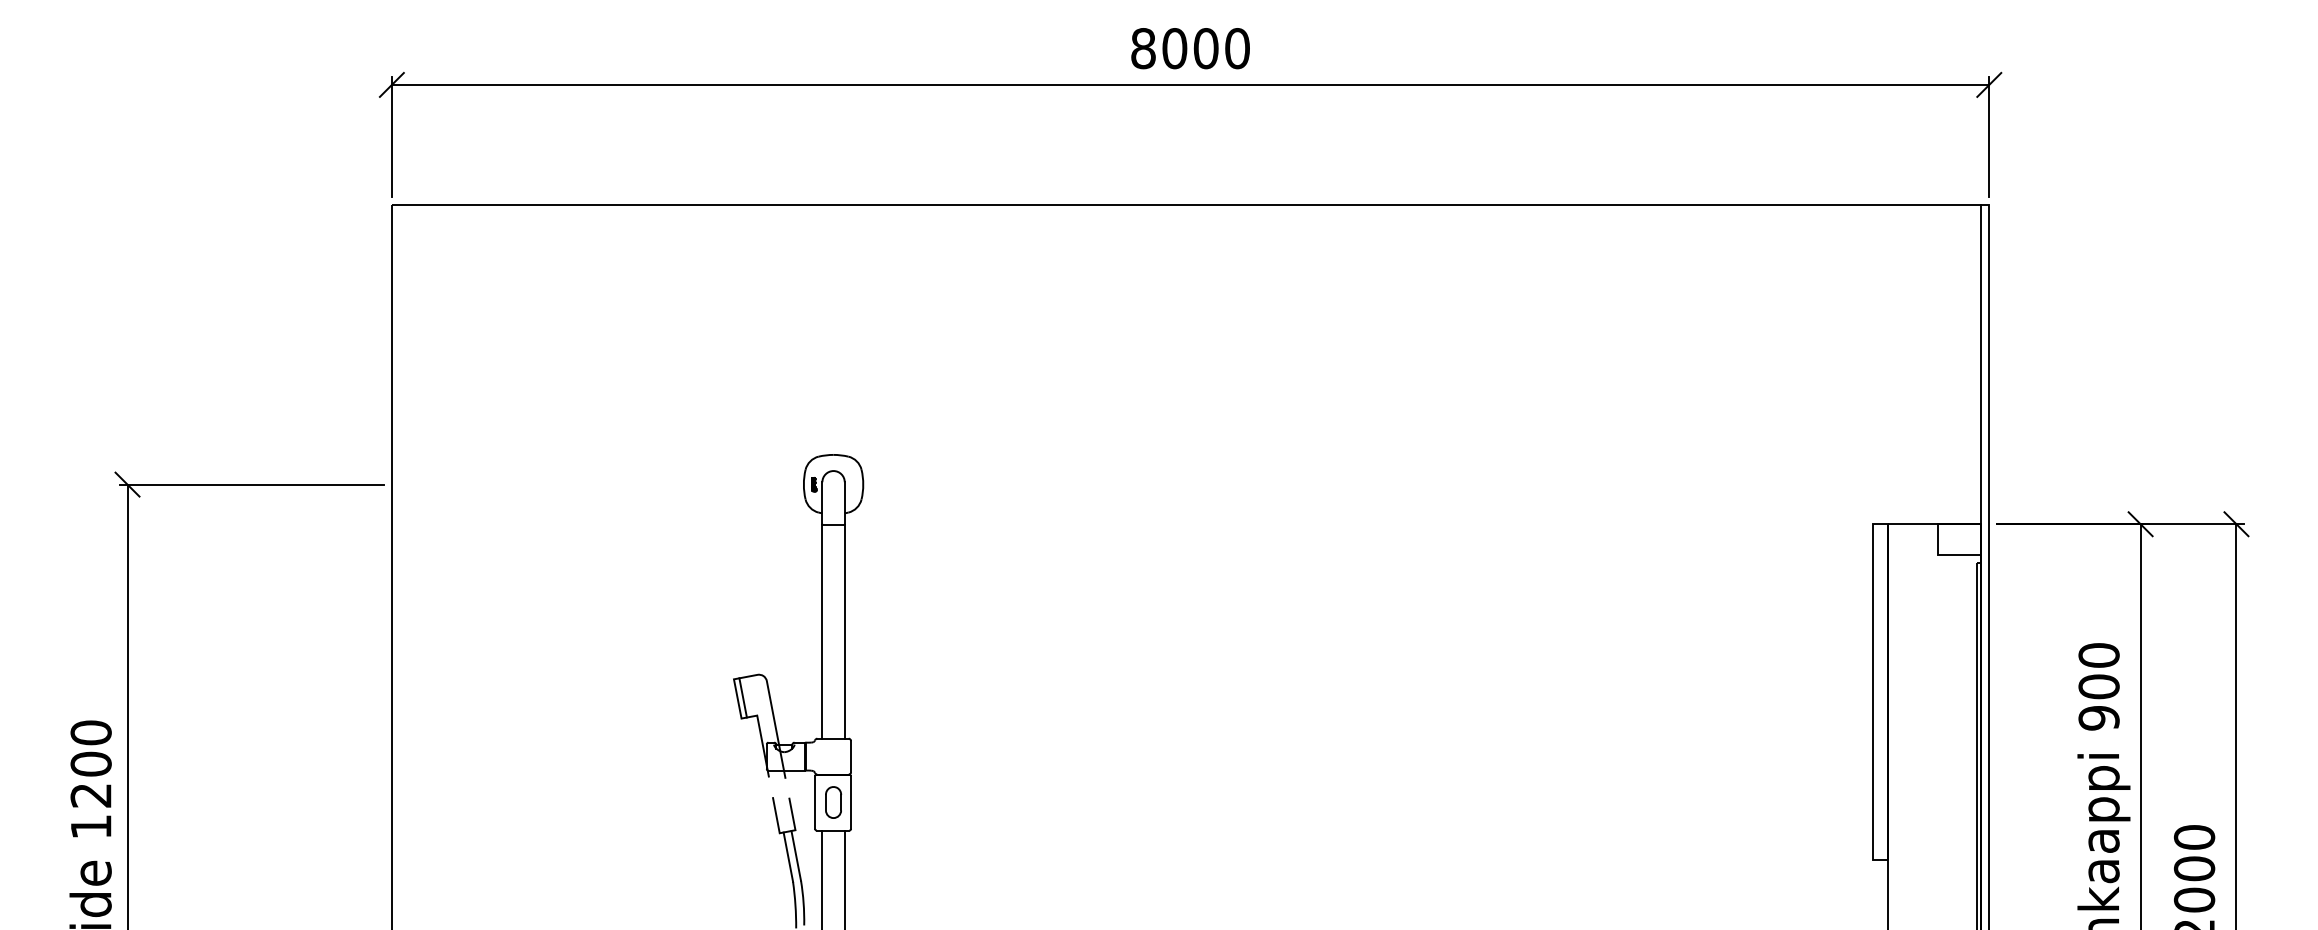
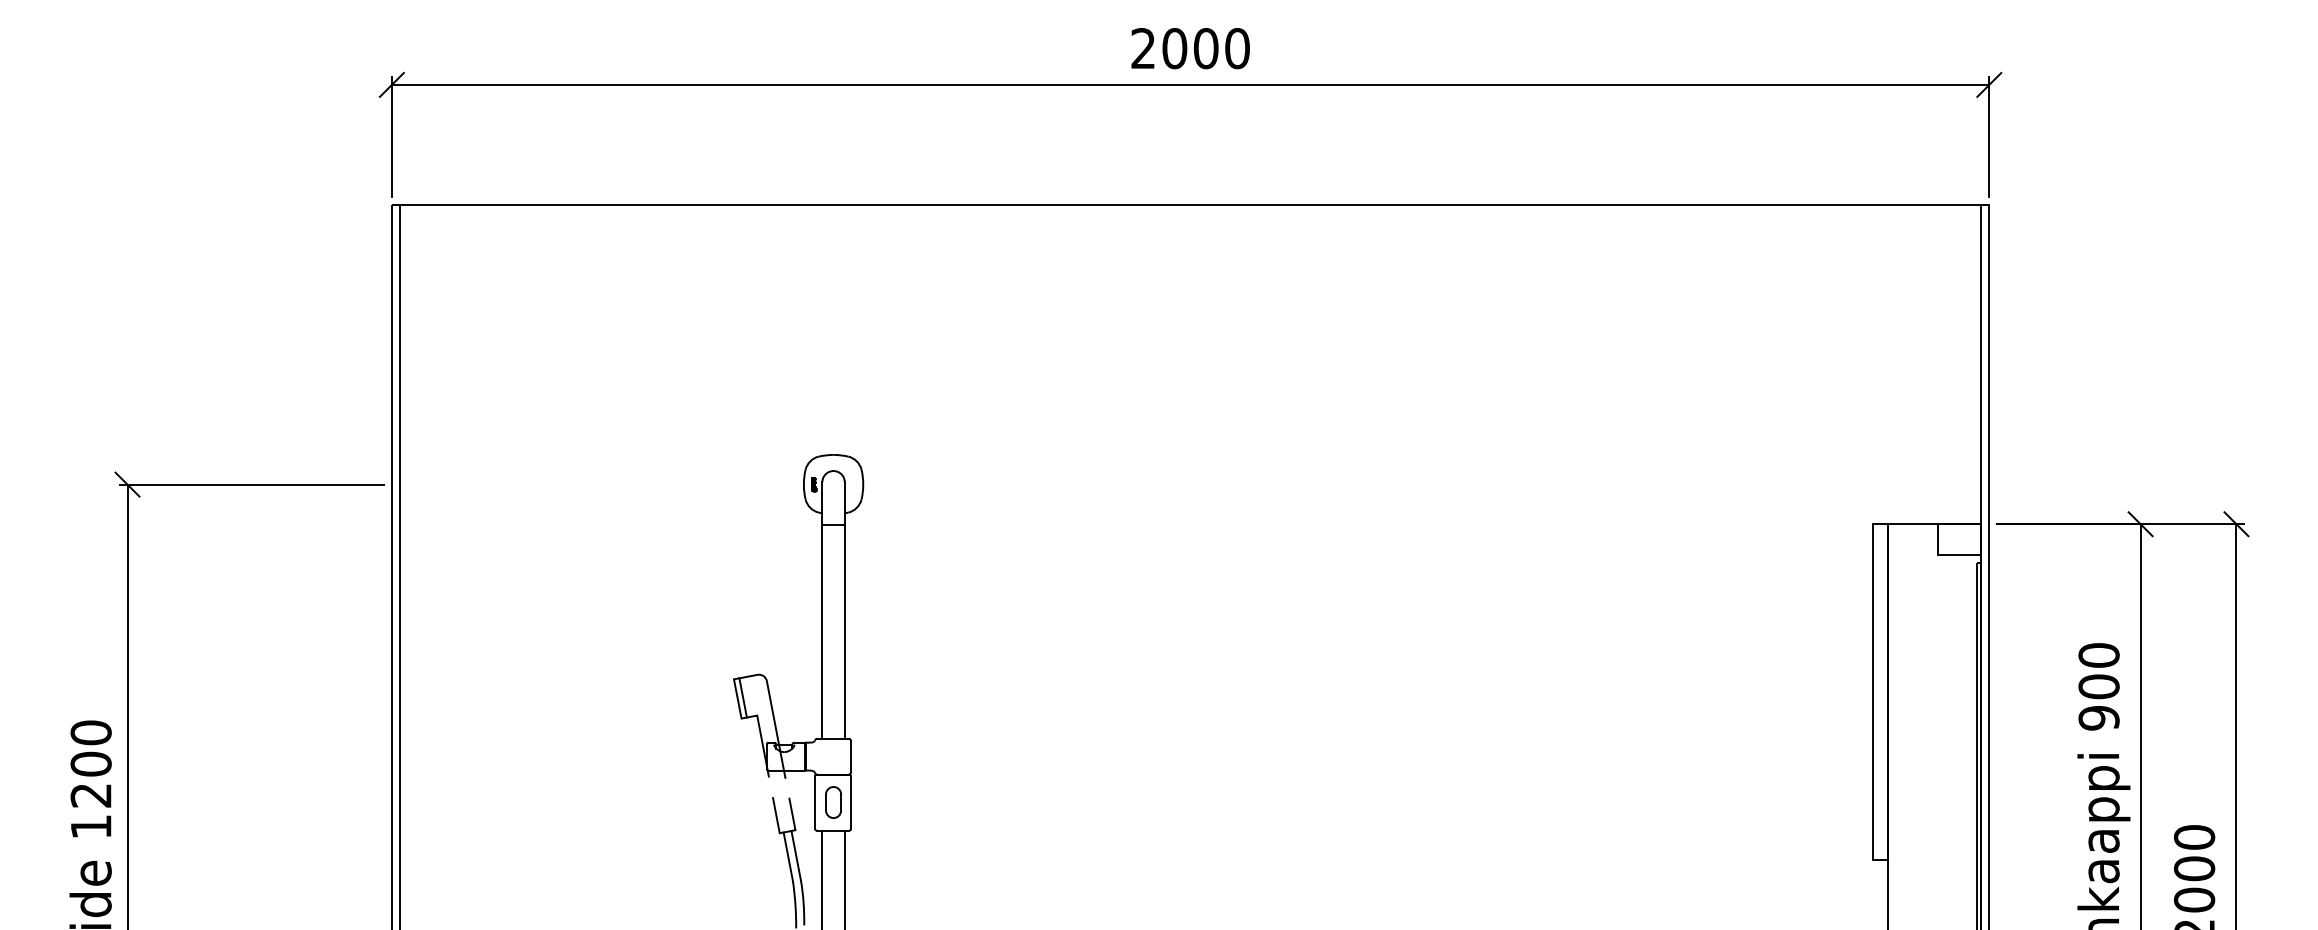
text: 8000 -> 2000 (1143, 48)
line: none -> present (399, 565)
